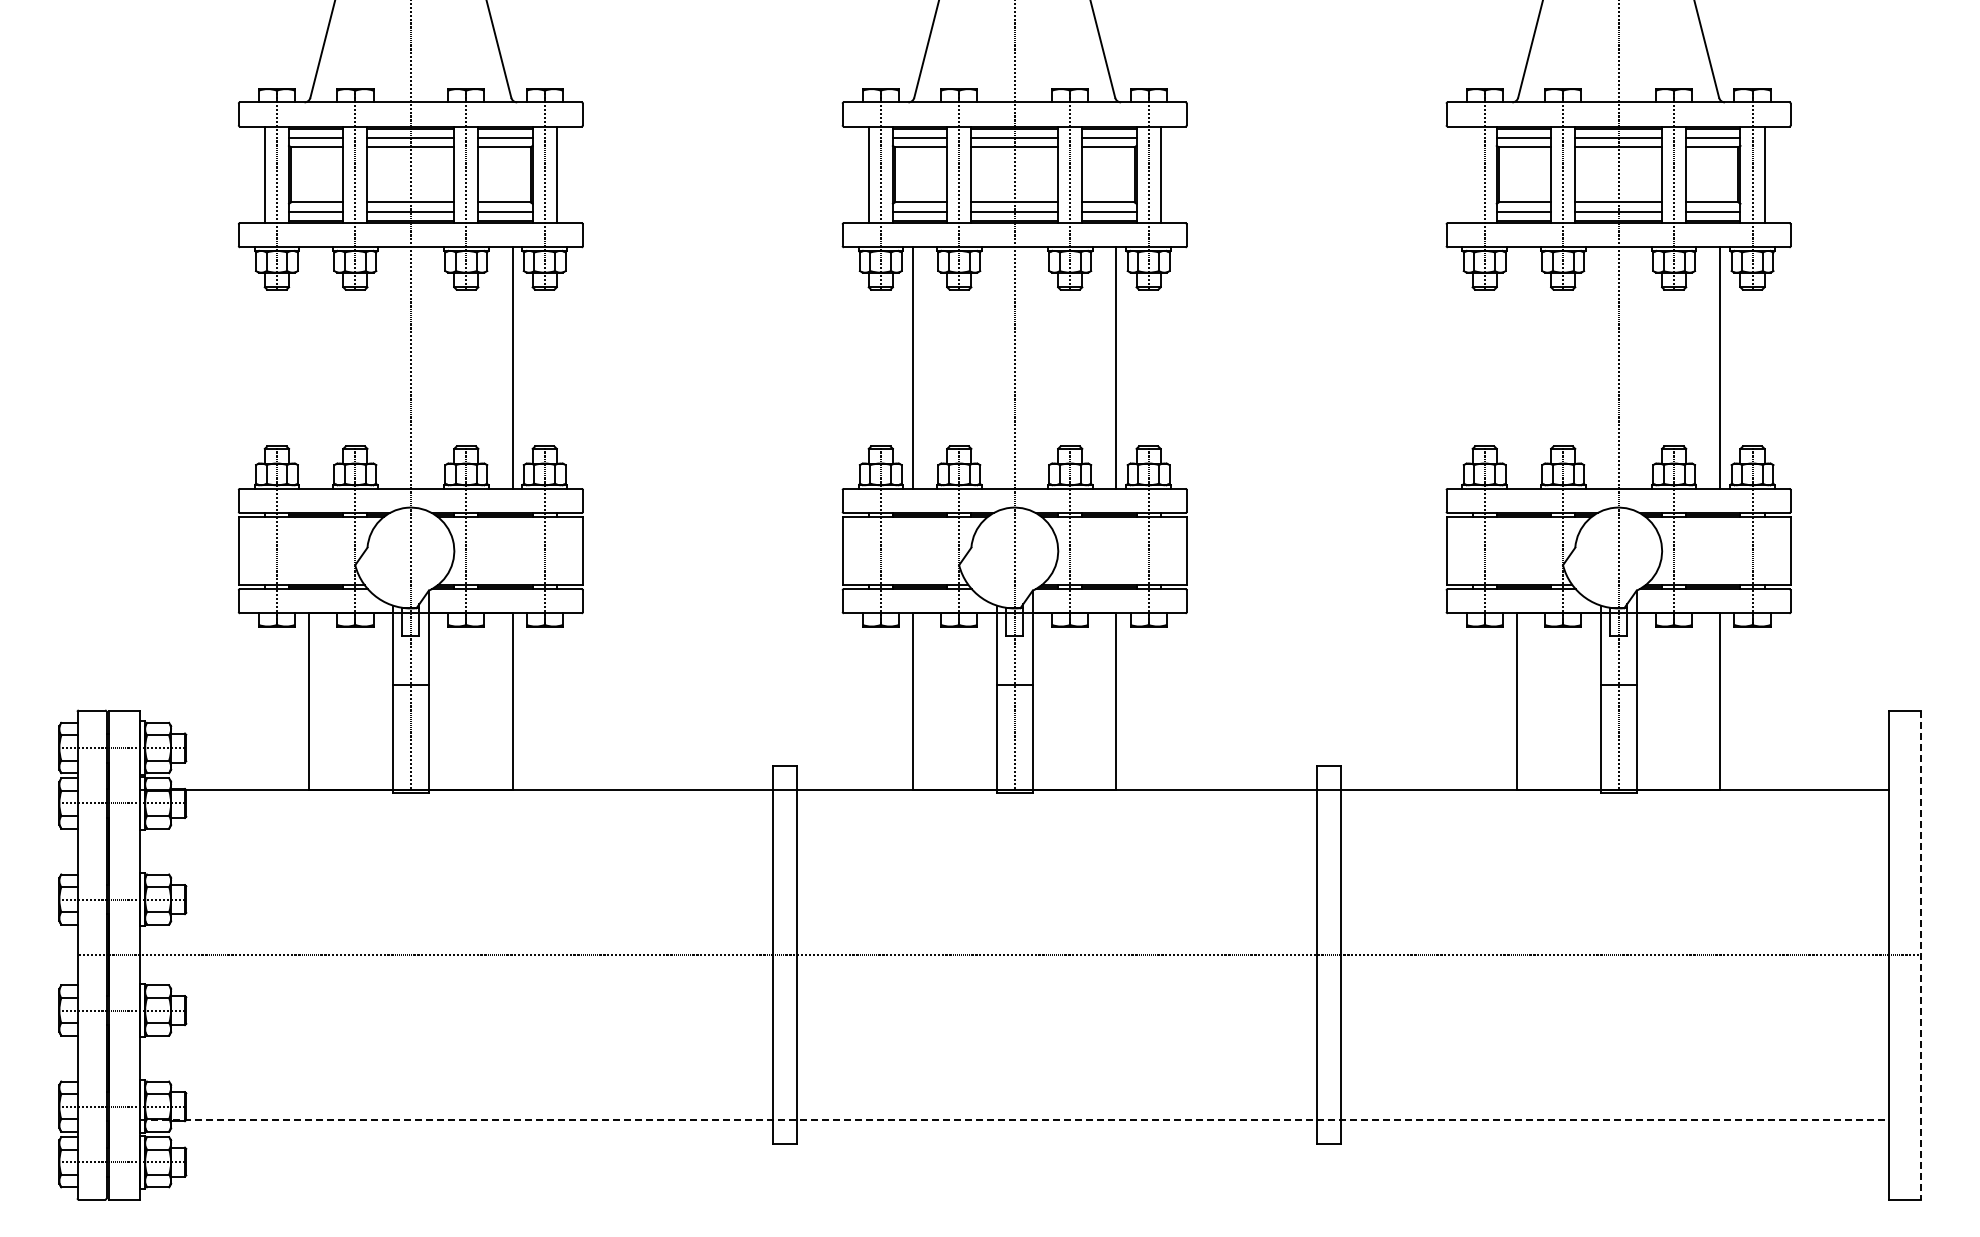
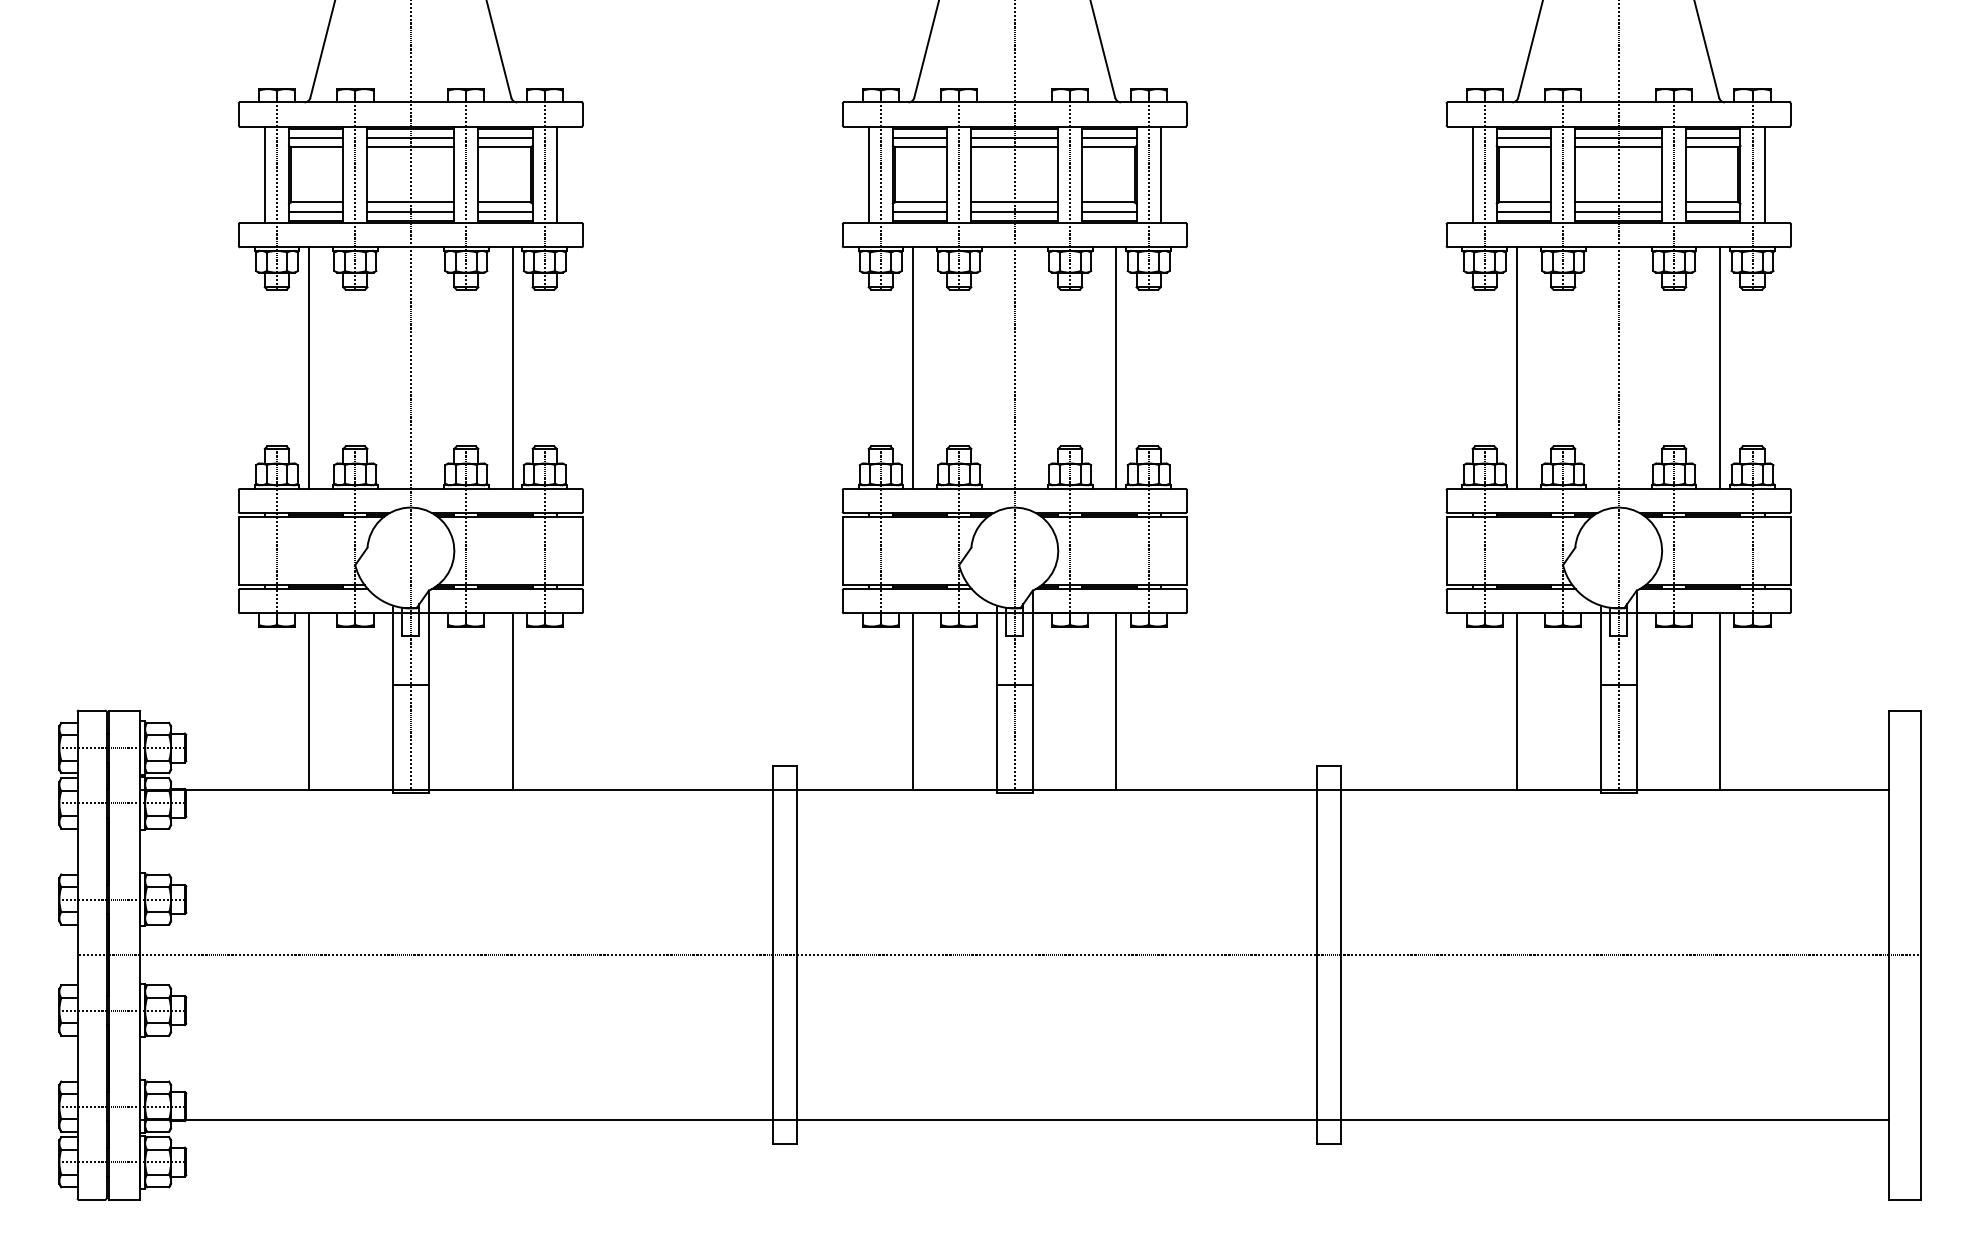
line: none -> present (1472, 174)
line: none -> present (309, 367)
line: none -> present (1517, 367)
line: dashed -> solid (1920, 955)
line: dashed -> solid (1015, 1119)
